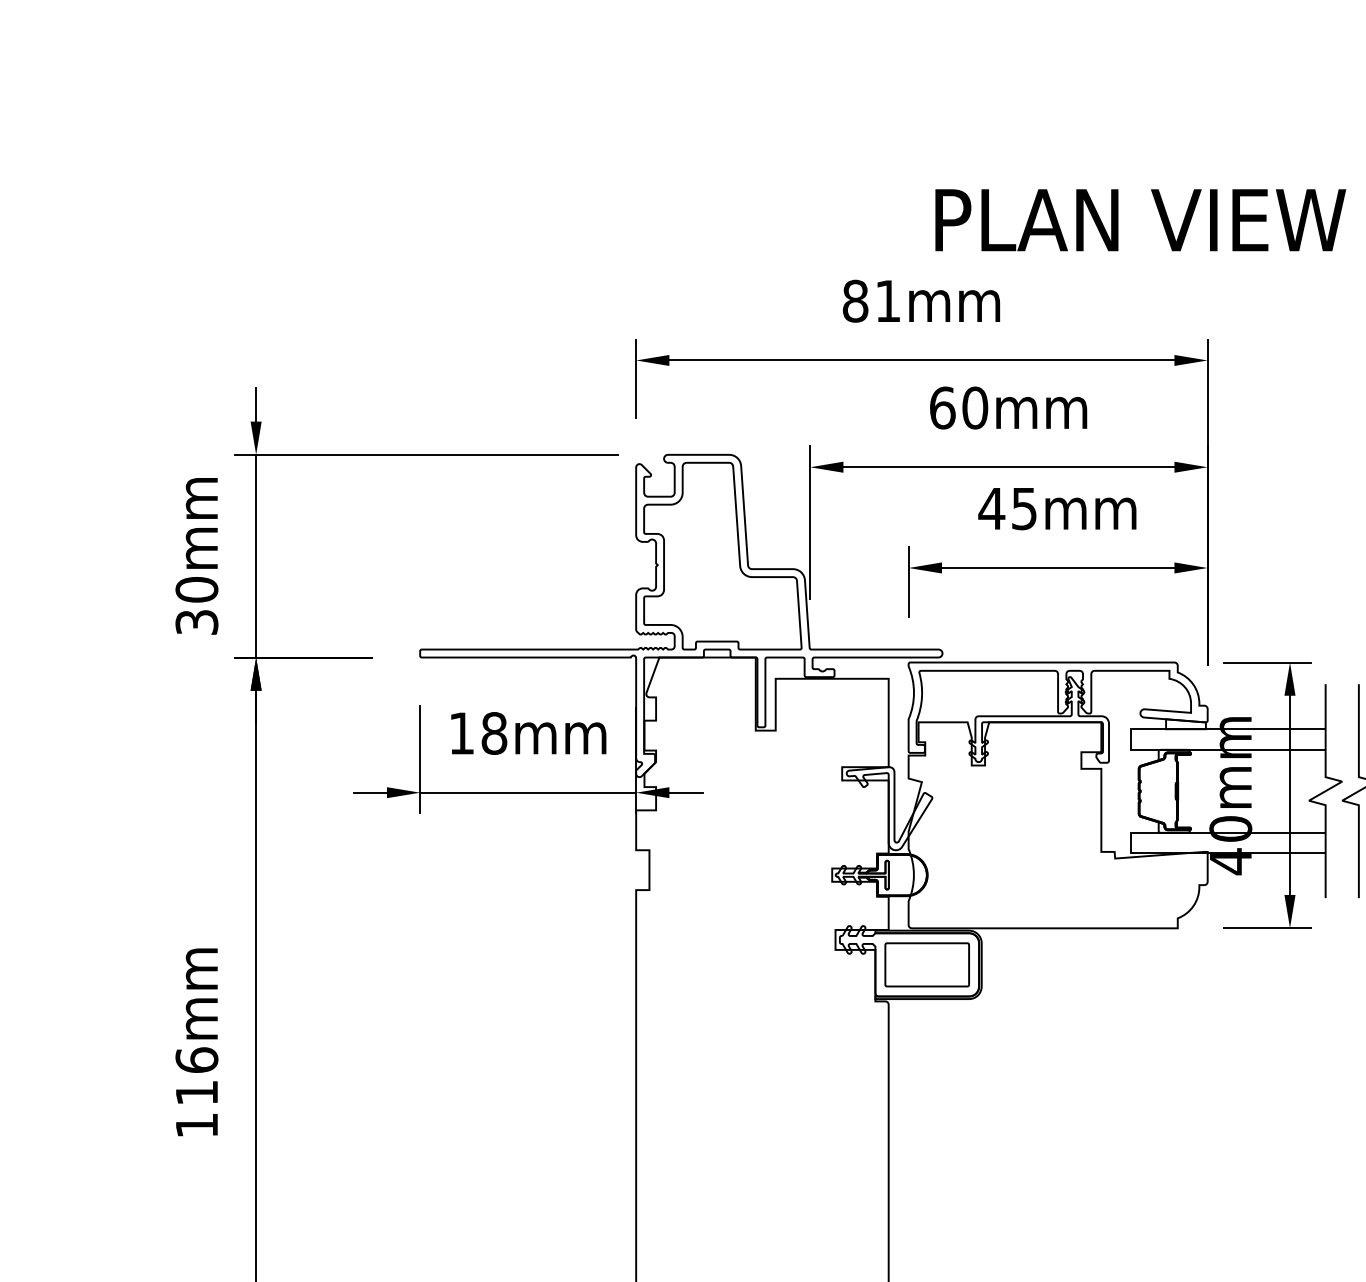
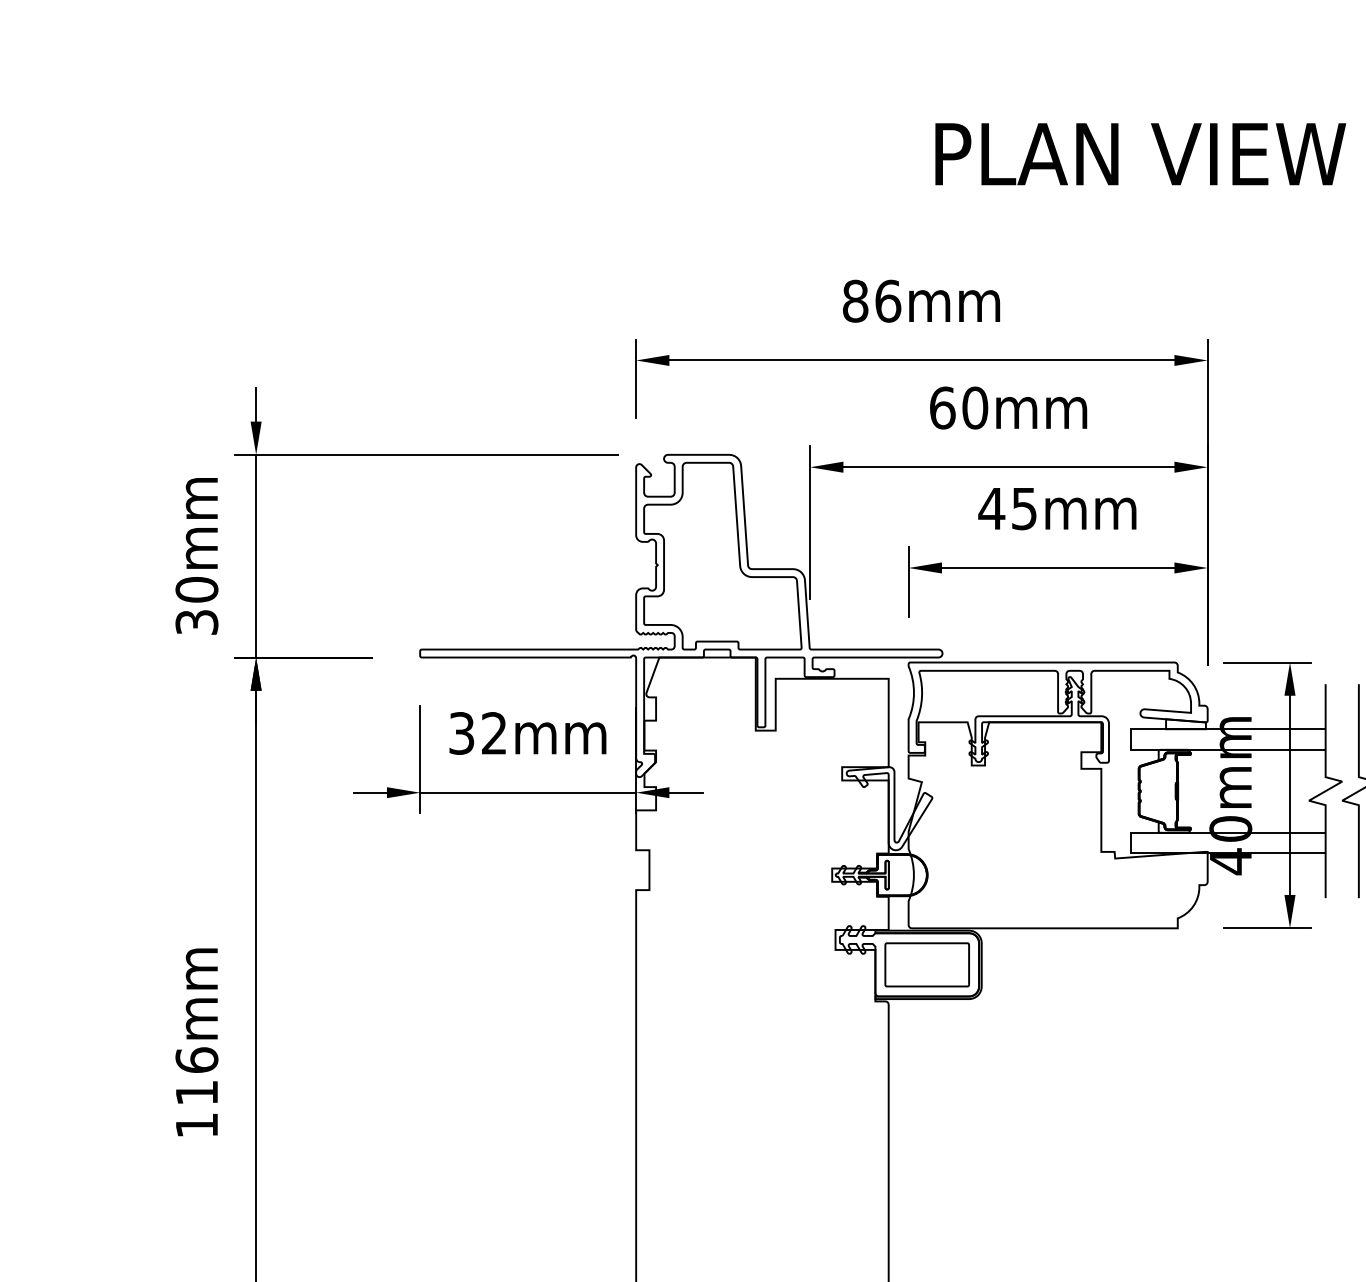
text position: (1140, 220) -> (1140, 154) (1140, 154)
text: 81mm -> 86mm (888, 300)
text: 18mm -> 32mm (478, 733)
